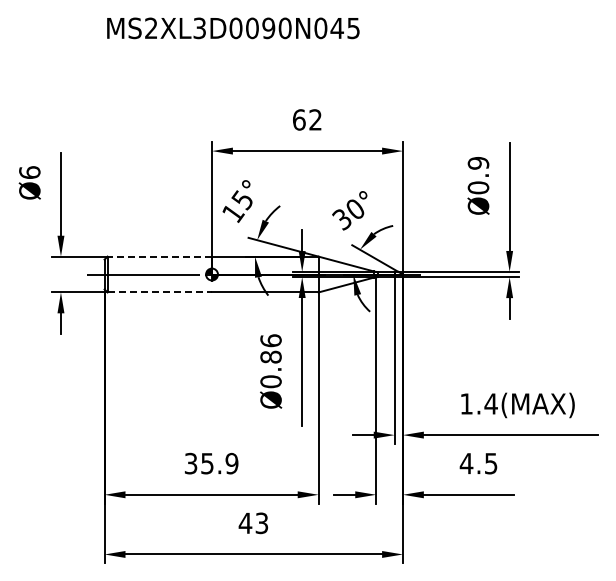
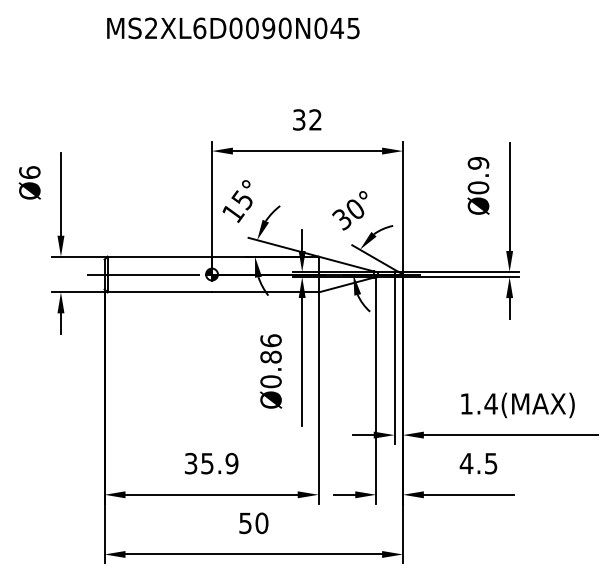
text: MS2XL3D0090N045 -> MS2XL6D0090N045 (199, 28)
text: 62 -> 32 (299, 119)
line: dashed -> solid (159, 256)
line: dashed -> solid (160, 292)
text: 43 -> 50 (253, 523)
